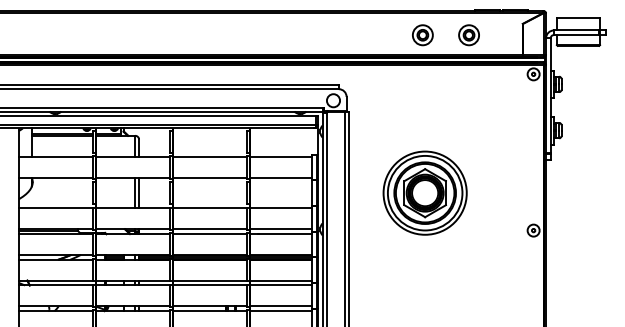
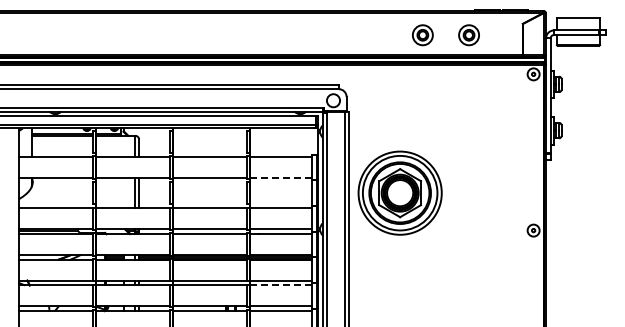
line: solid -> dashed (280, 177)
part position: (424, 192) -> (399, 192) (399, 192)
line: solid -> dashed (280, 285)
